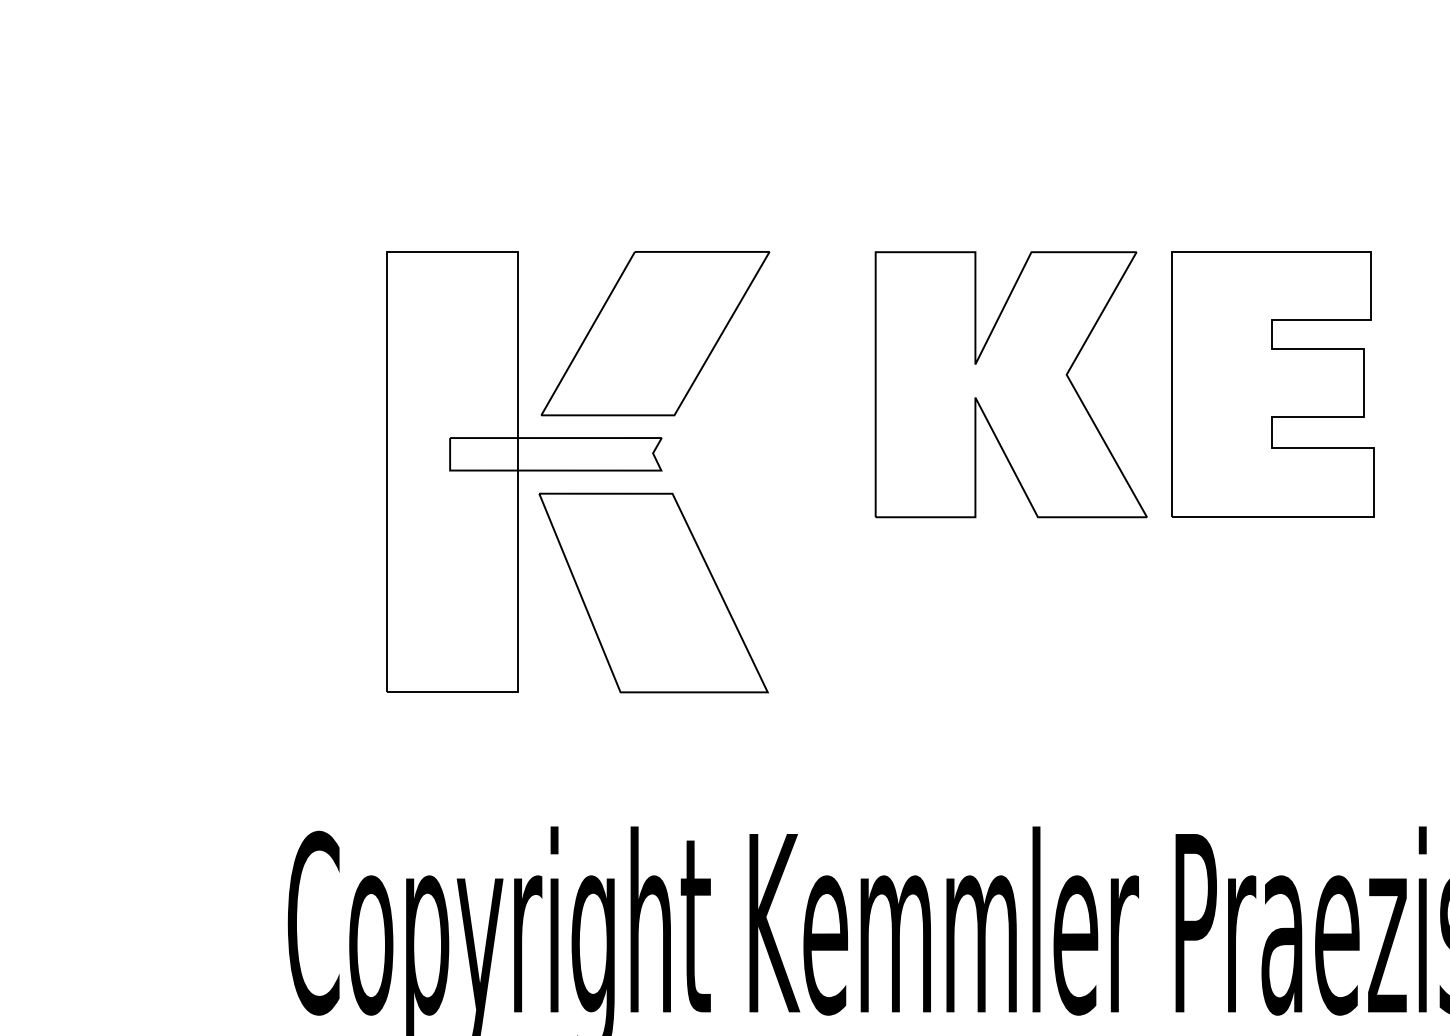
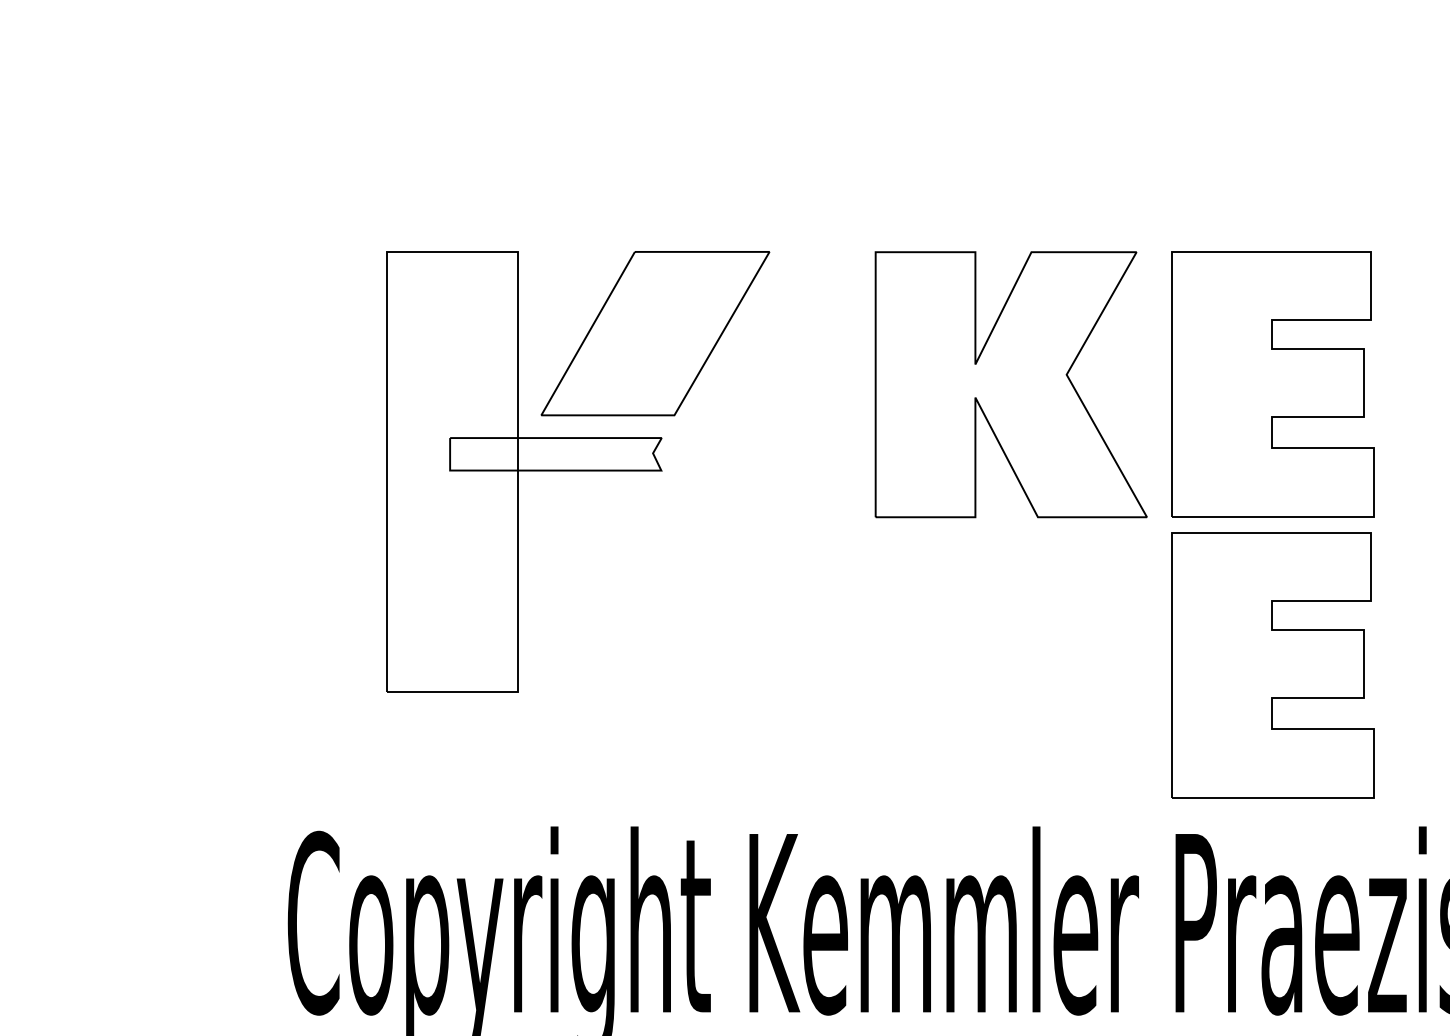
part: present -> none (653, 592)
part: none -> present (1272, 665)
